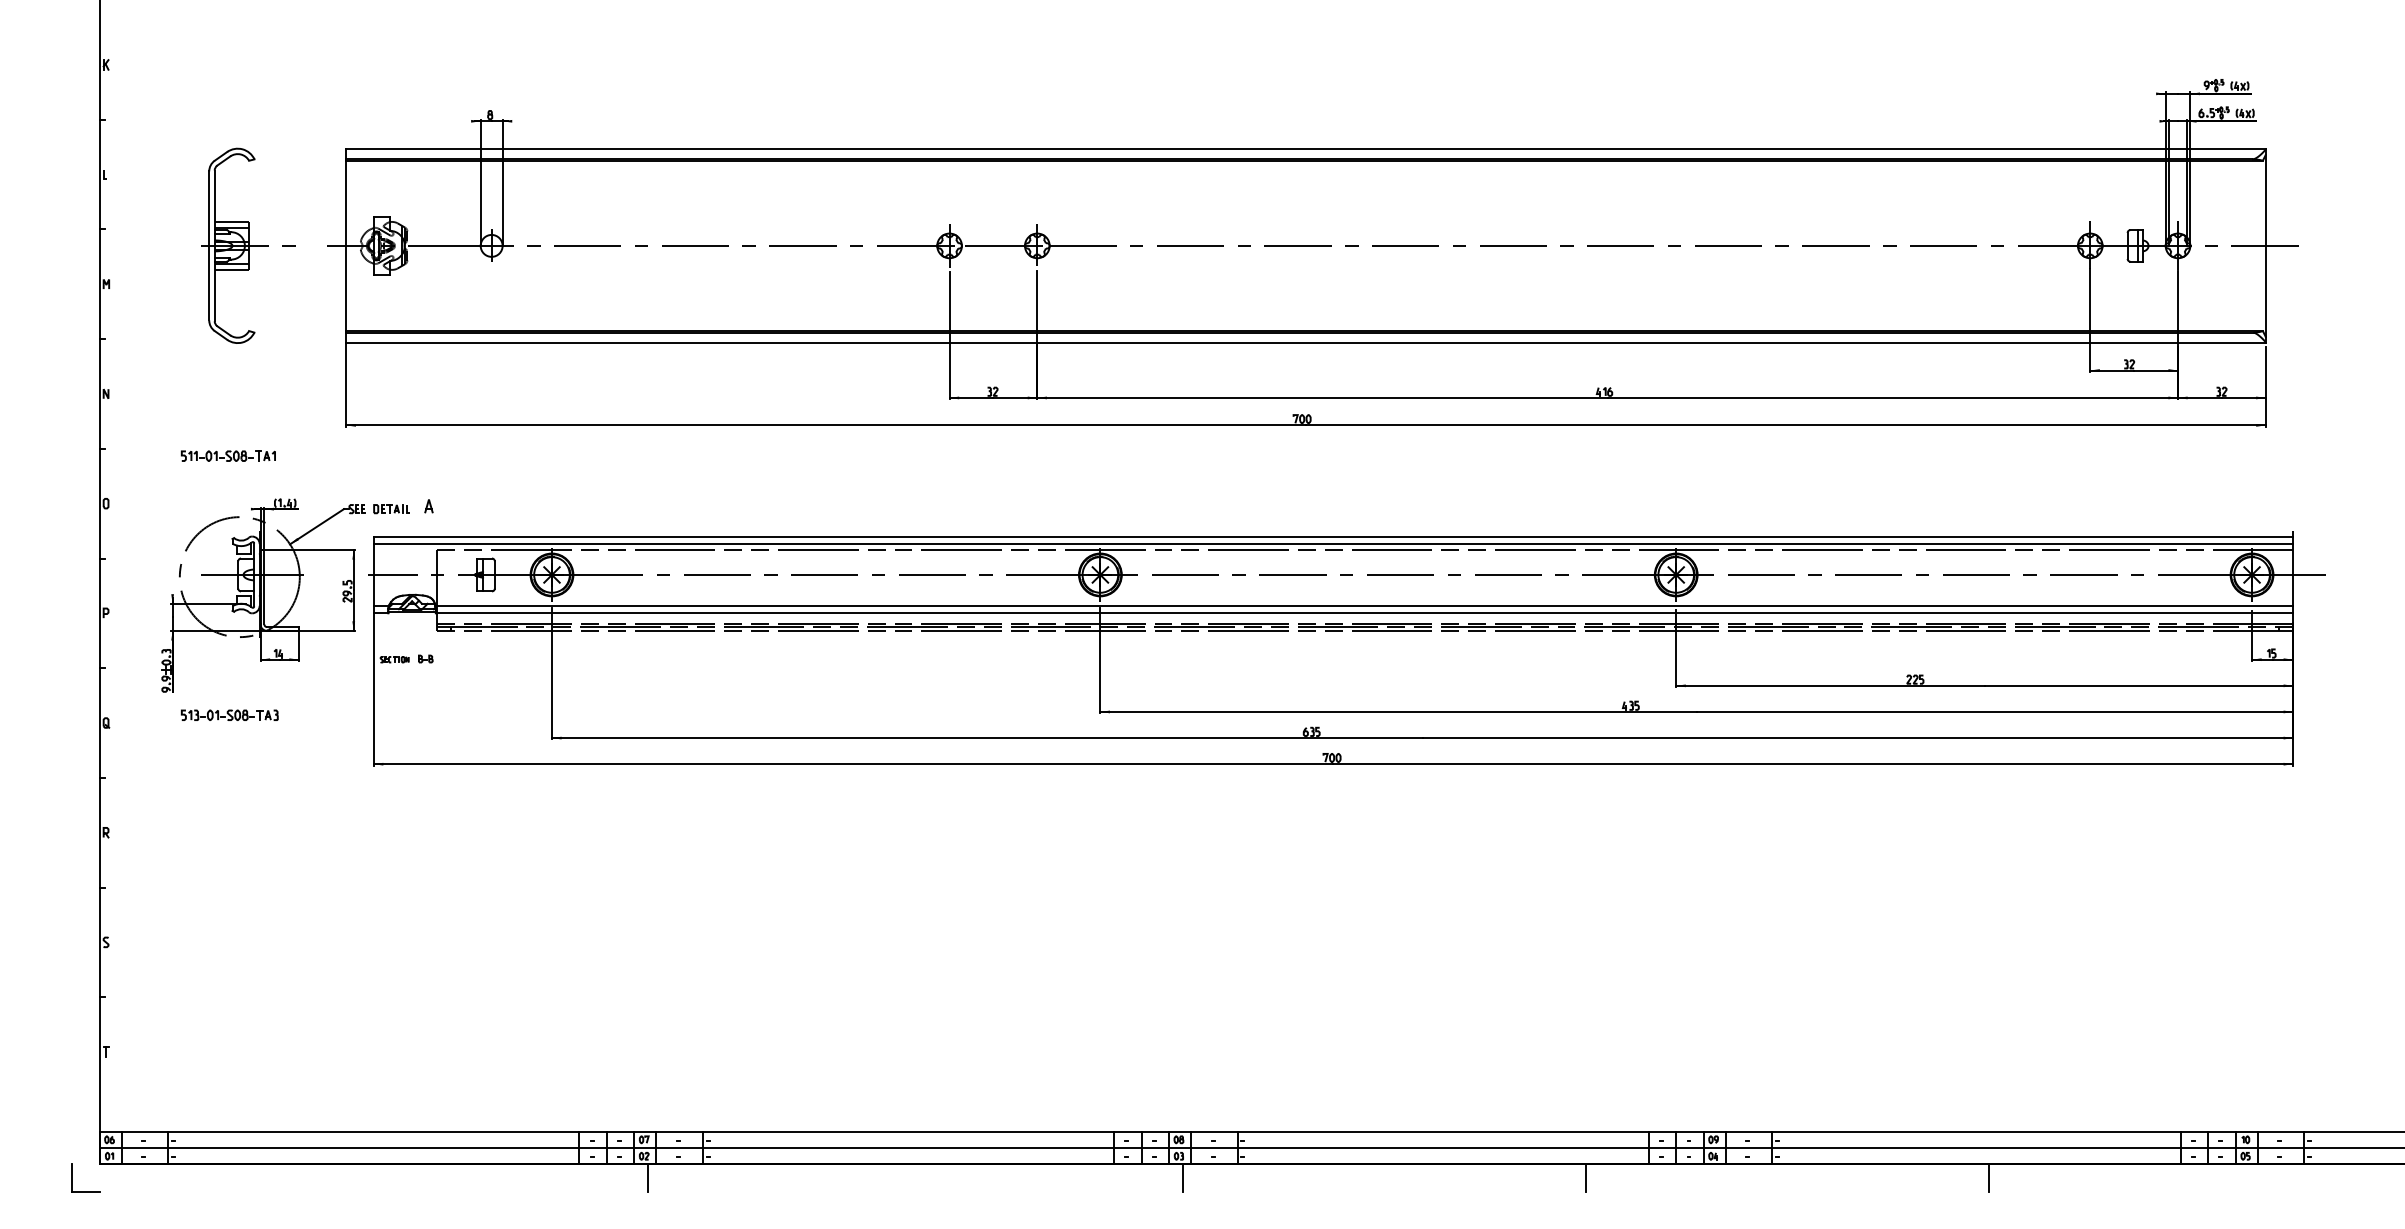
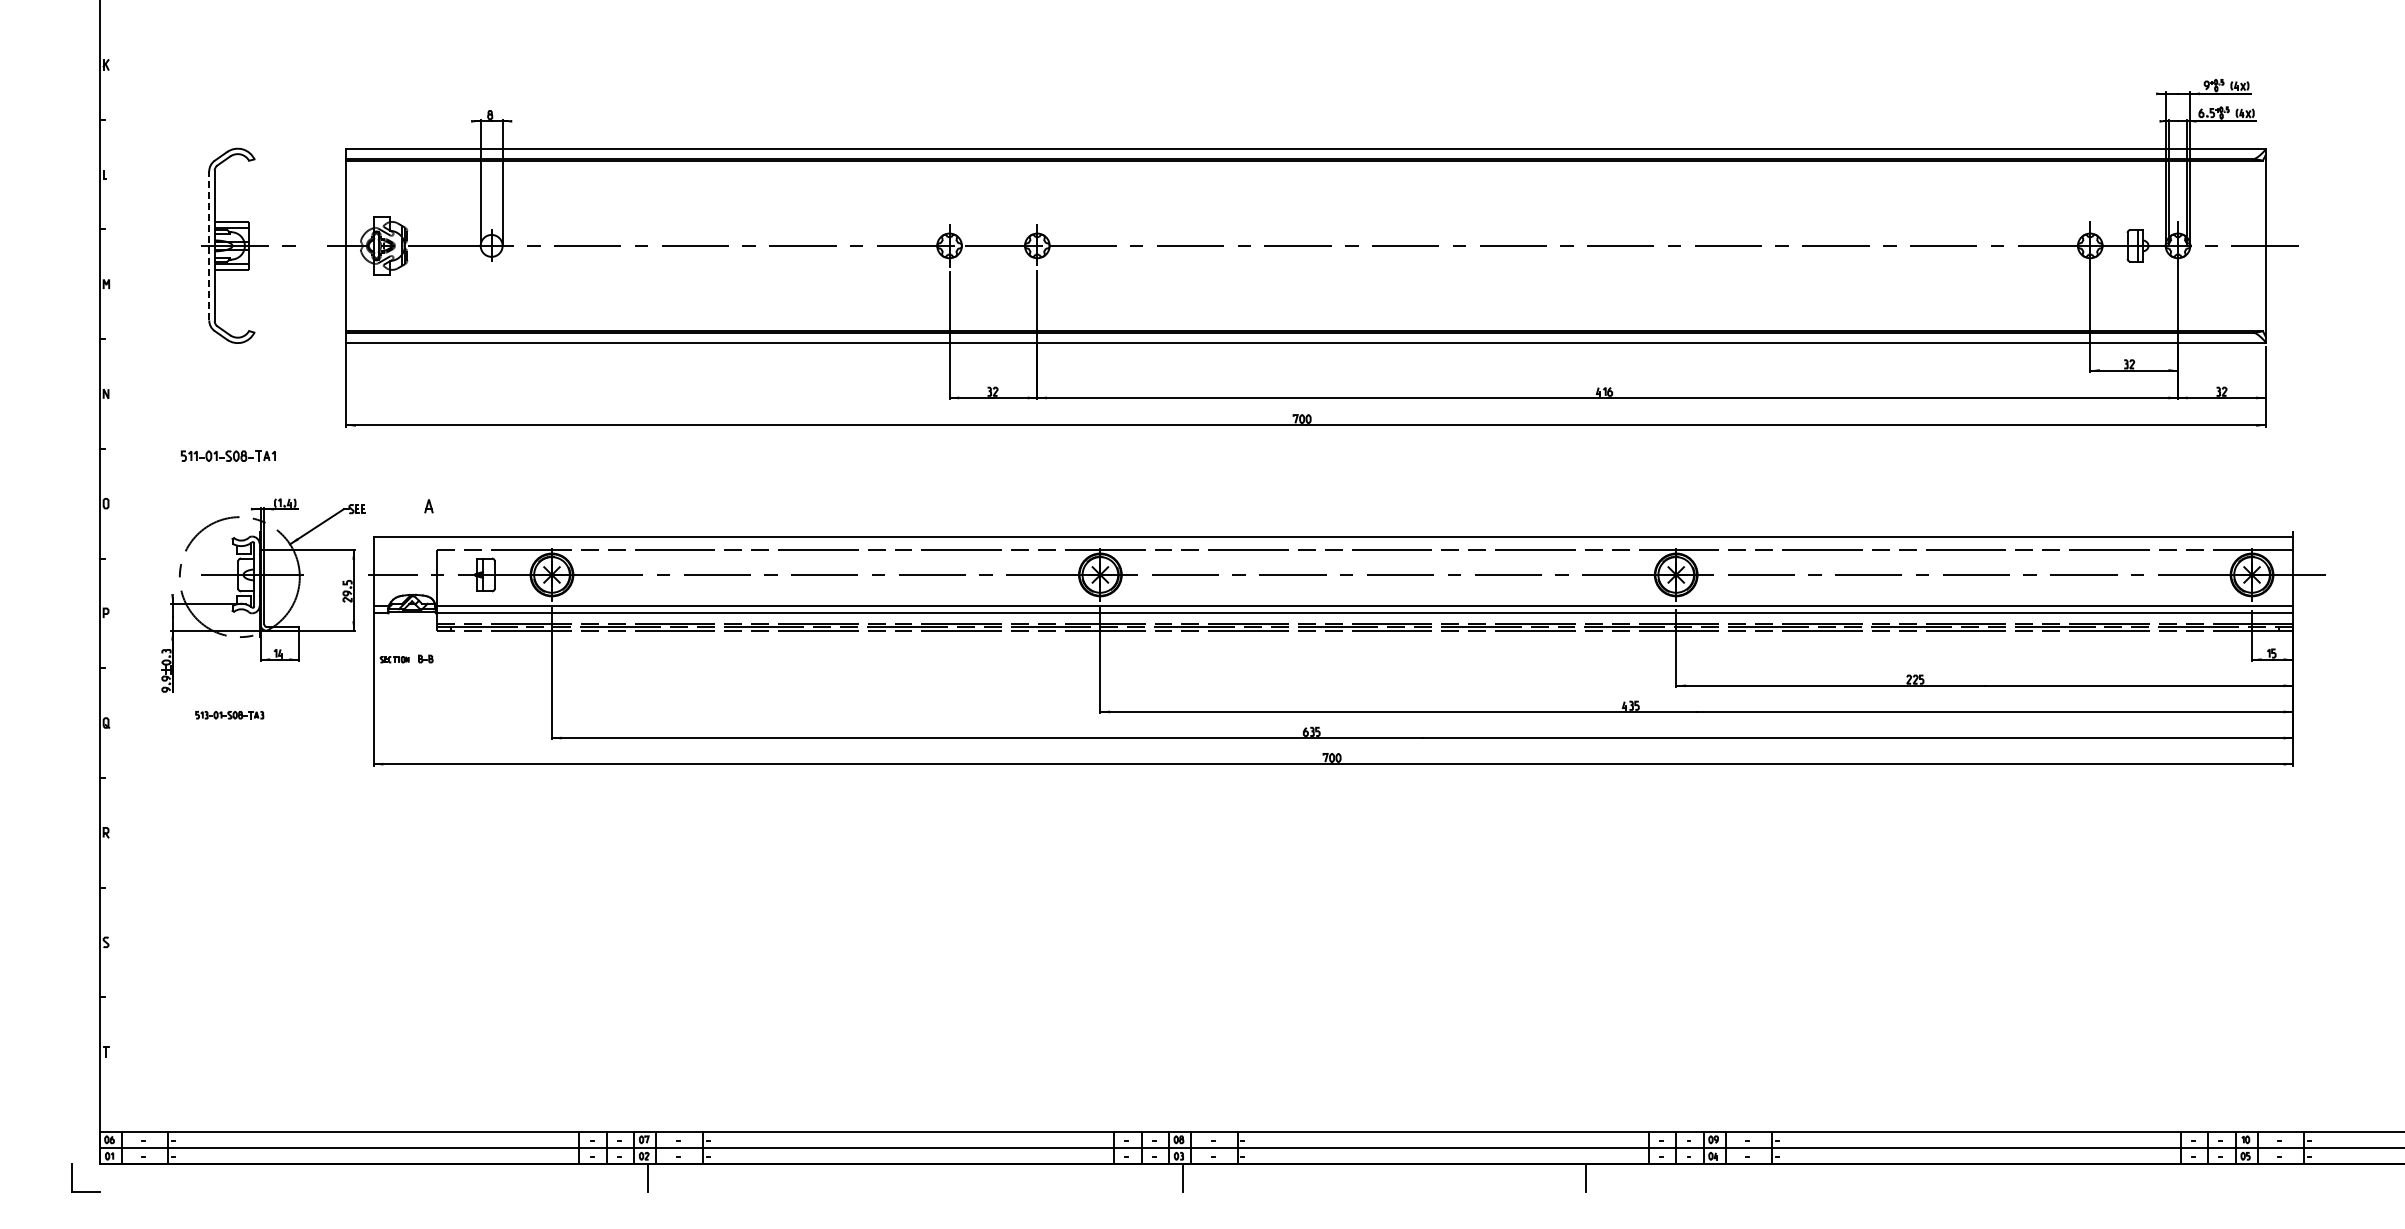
line: solid -> dashed (209, 245)
part: present -> none (391, 509)
line: present -> none (1333, 544)
part size: 99x12 px -> 70x9 px (229, 715)
line: present -> none (1988, 1177)
